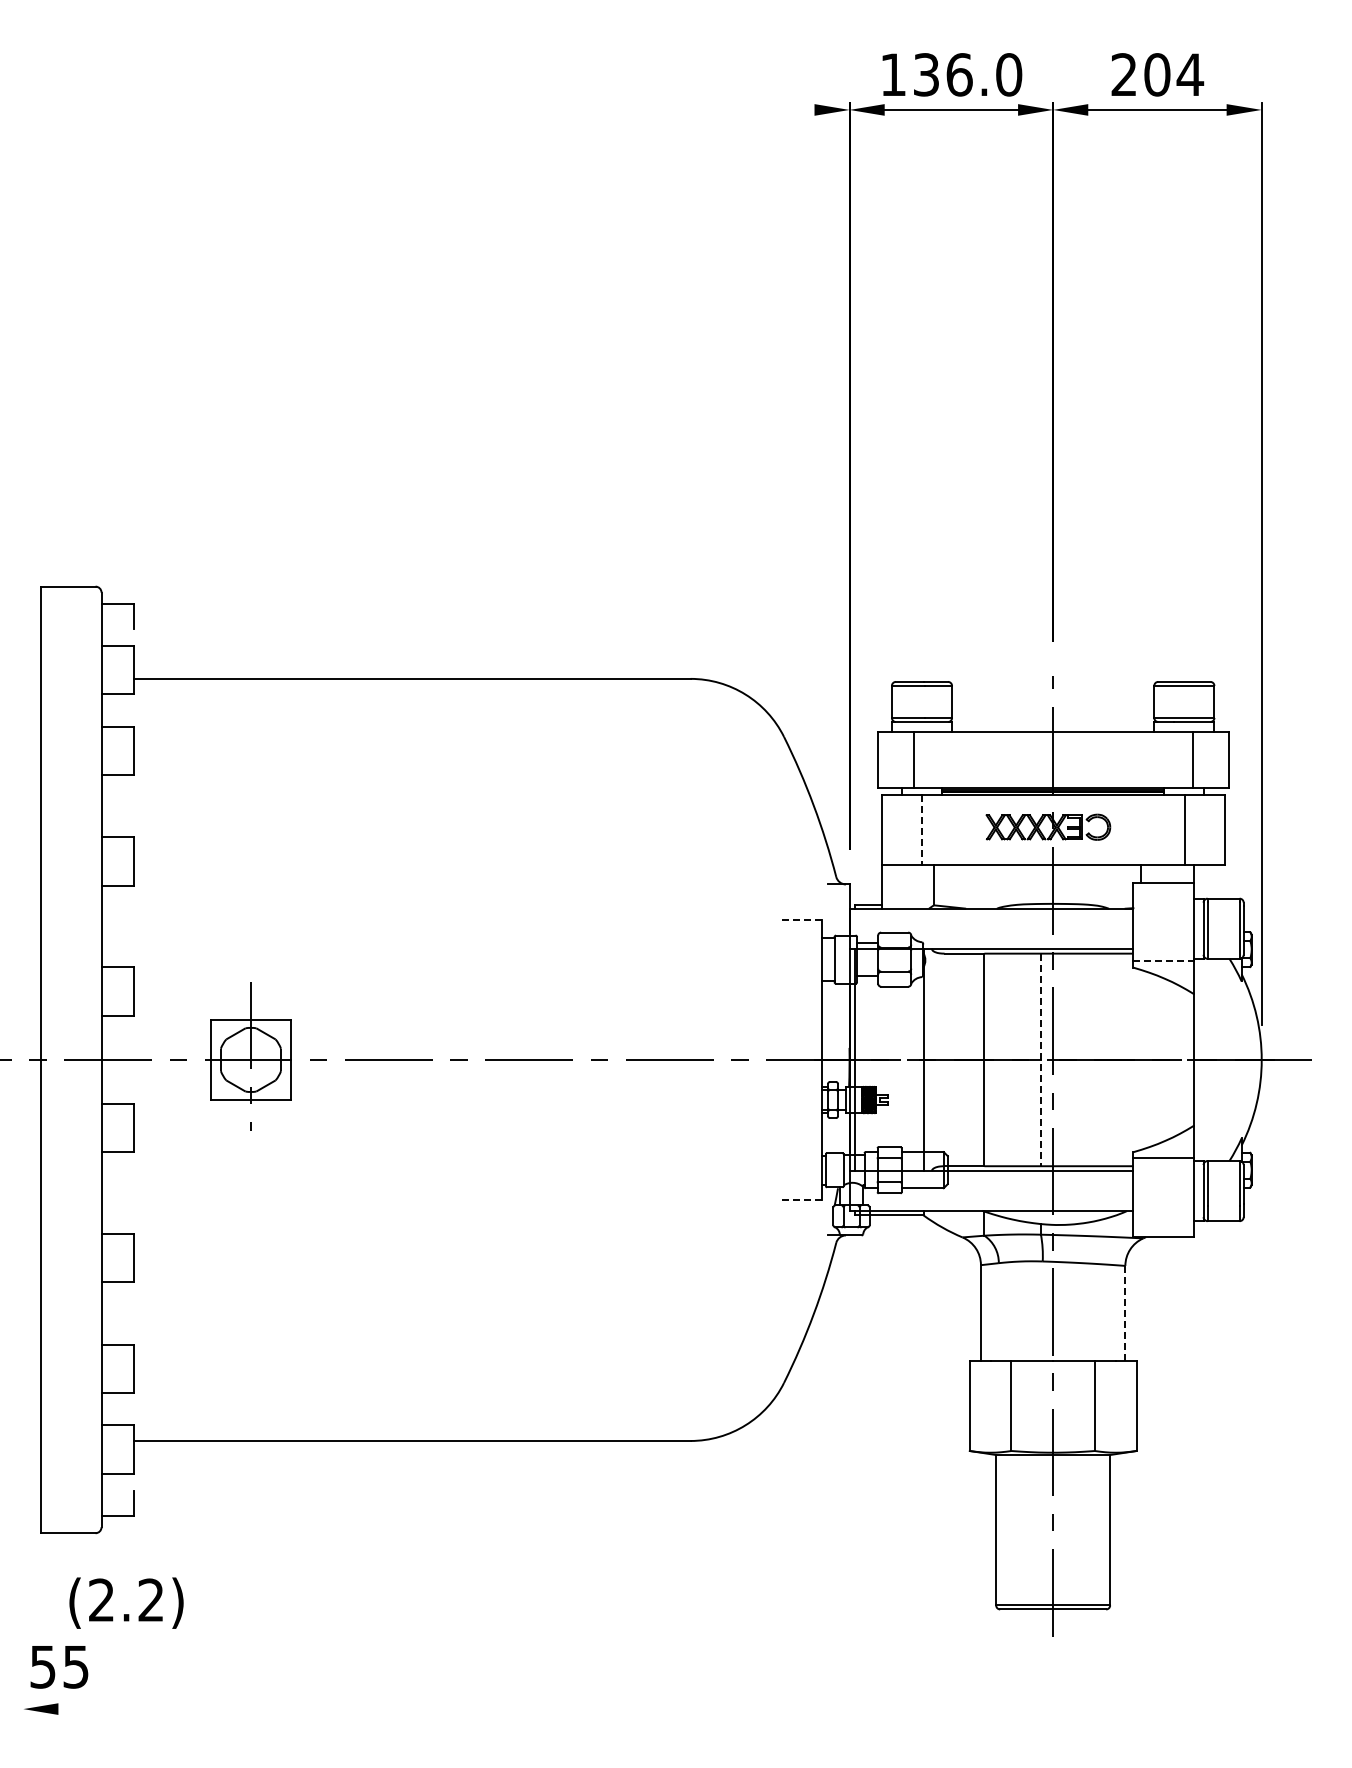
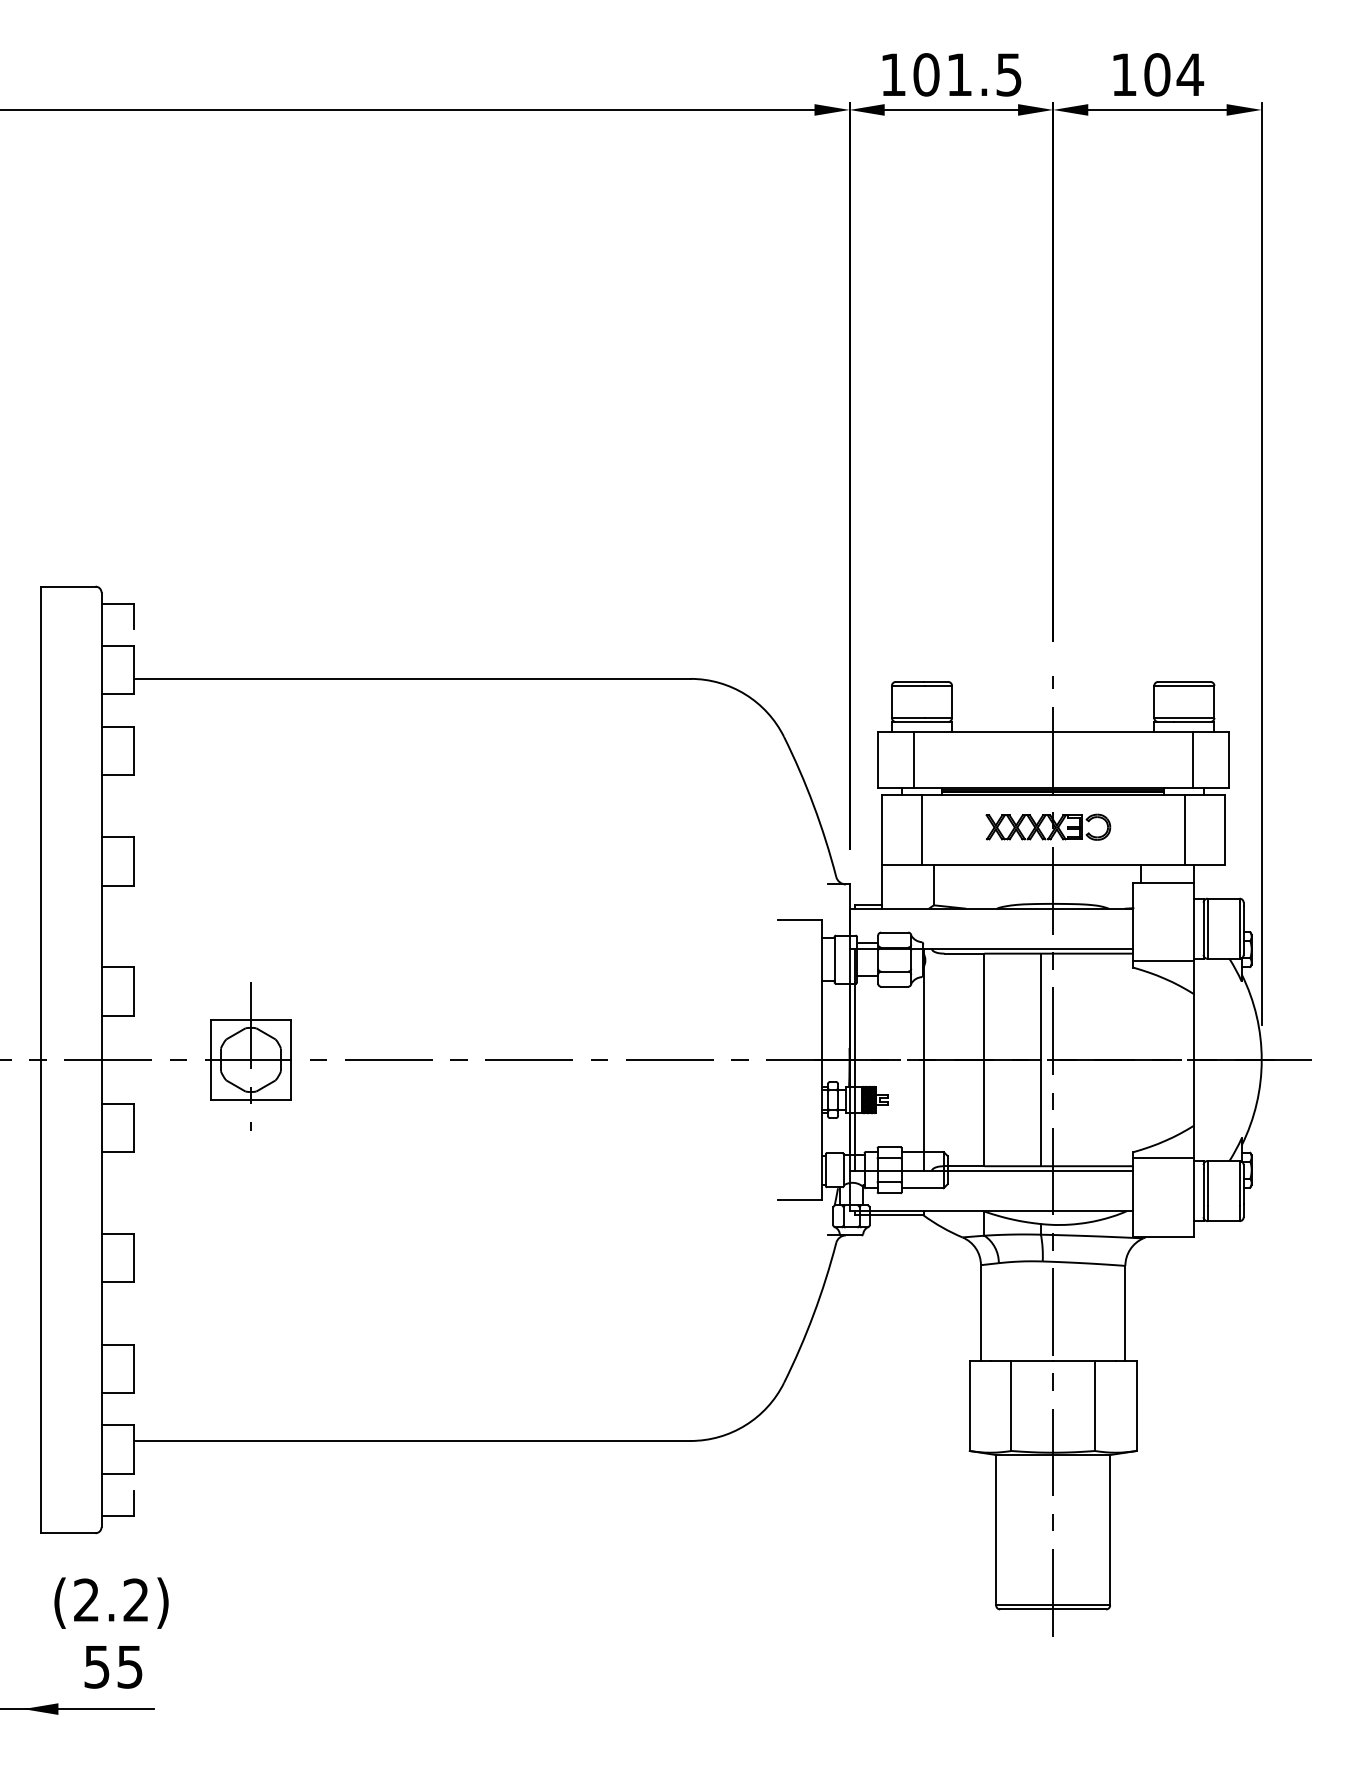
text: 136.0 -> 101.5 (967, 74)
text: 204 -> 104 (1123, 74)
line: none -> present (408, 109)
line: dashed -> solid (921, 830)
line: dashed -> solid (799, 919)
line: dashed -> solid (1163, 961)
line: dashed -> solid (1040, 1060)
line: dashed -> solid (799, 1200)
line: dashed -> solid (1125, 1312)
text position: (126, 1602) -> (111, 1602) (111, 1602)
text position: (59, 1667) -> (113, 1667) (113, 1667)
line: none -> present (78, 1709)
